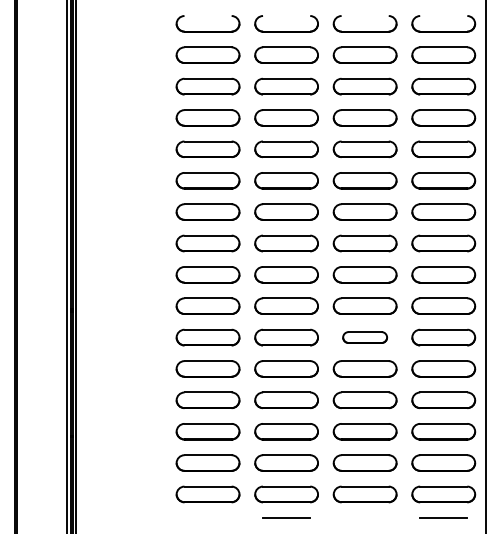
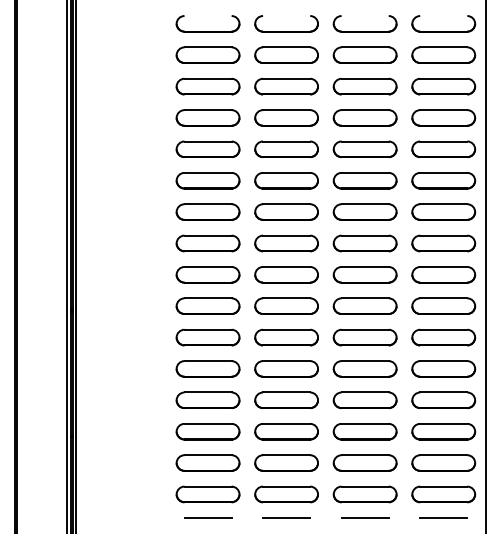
part size: 46x13 px -> 66x19 px (364, 337)
line: none -> present (207, 517)
line: none -> present (364, 517)
